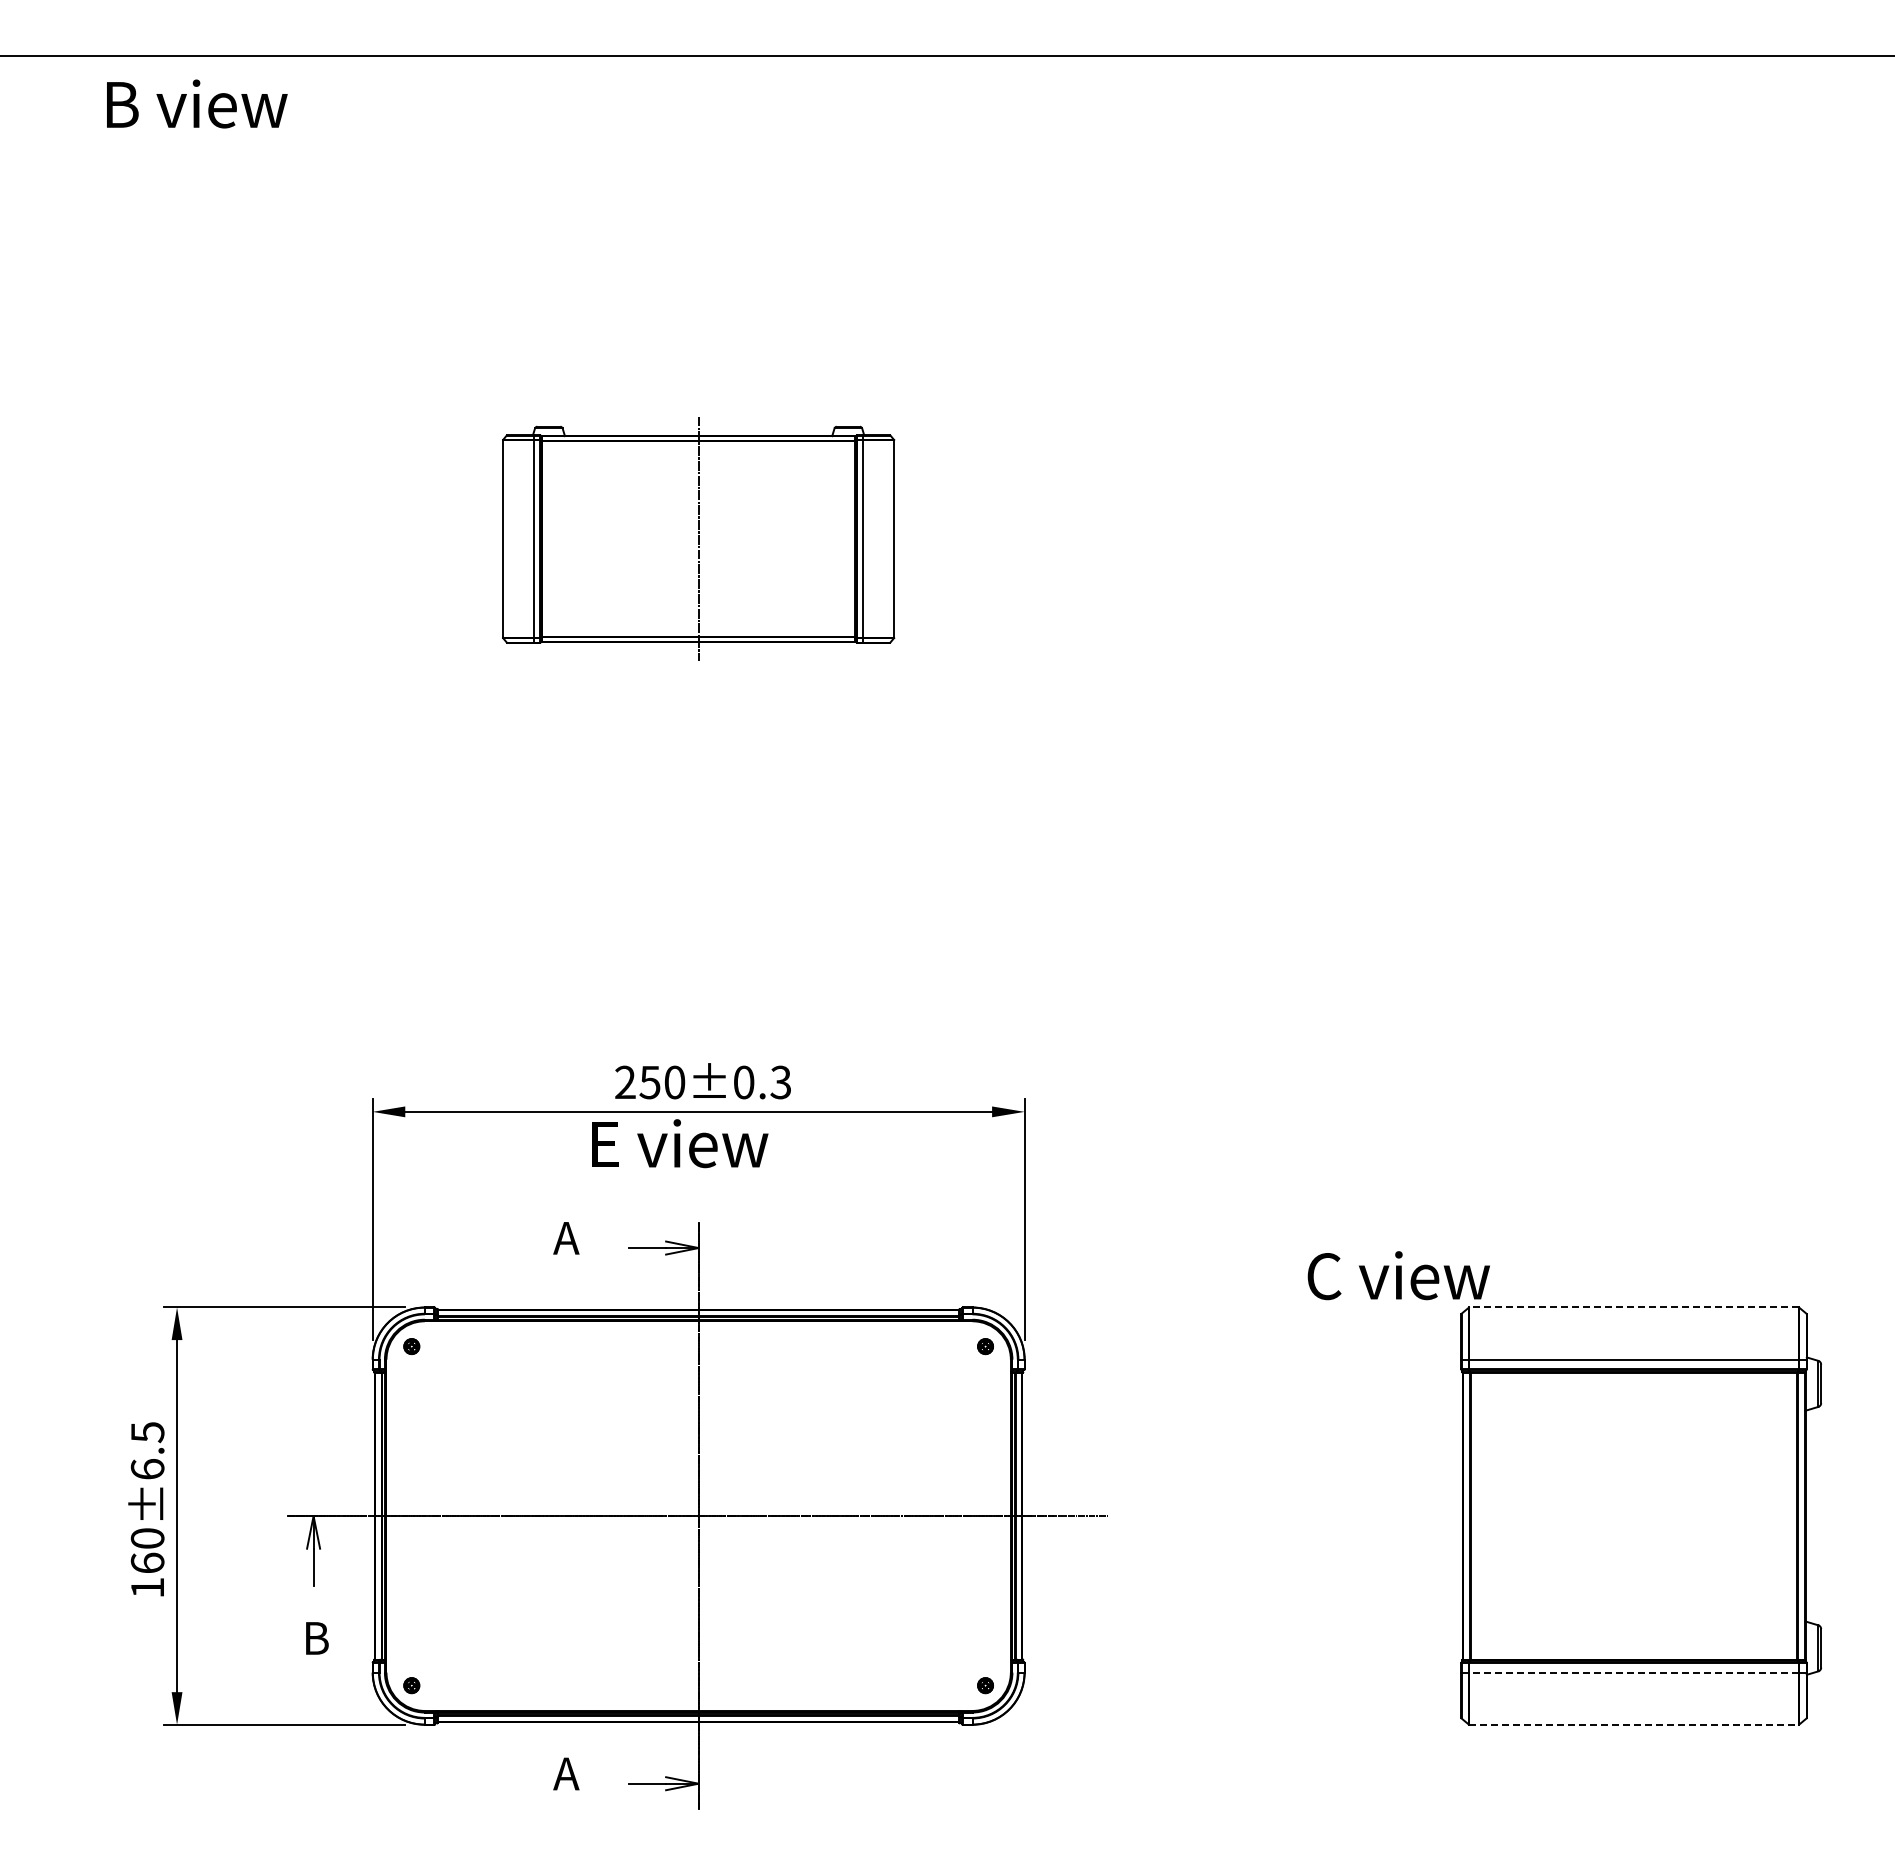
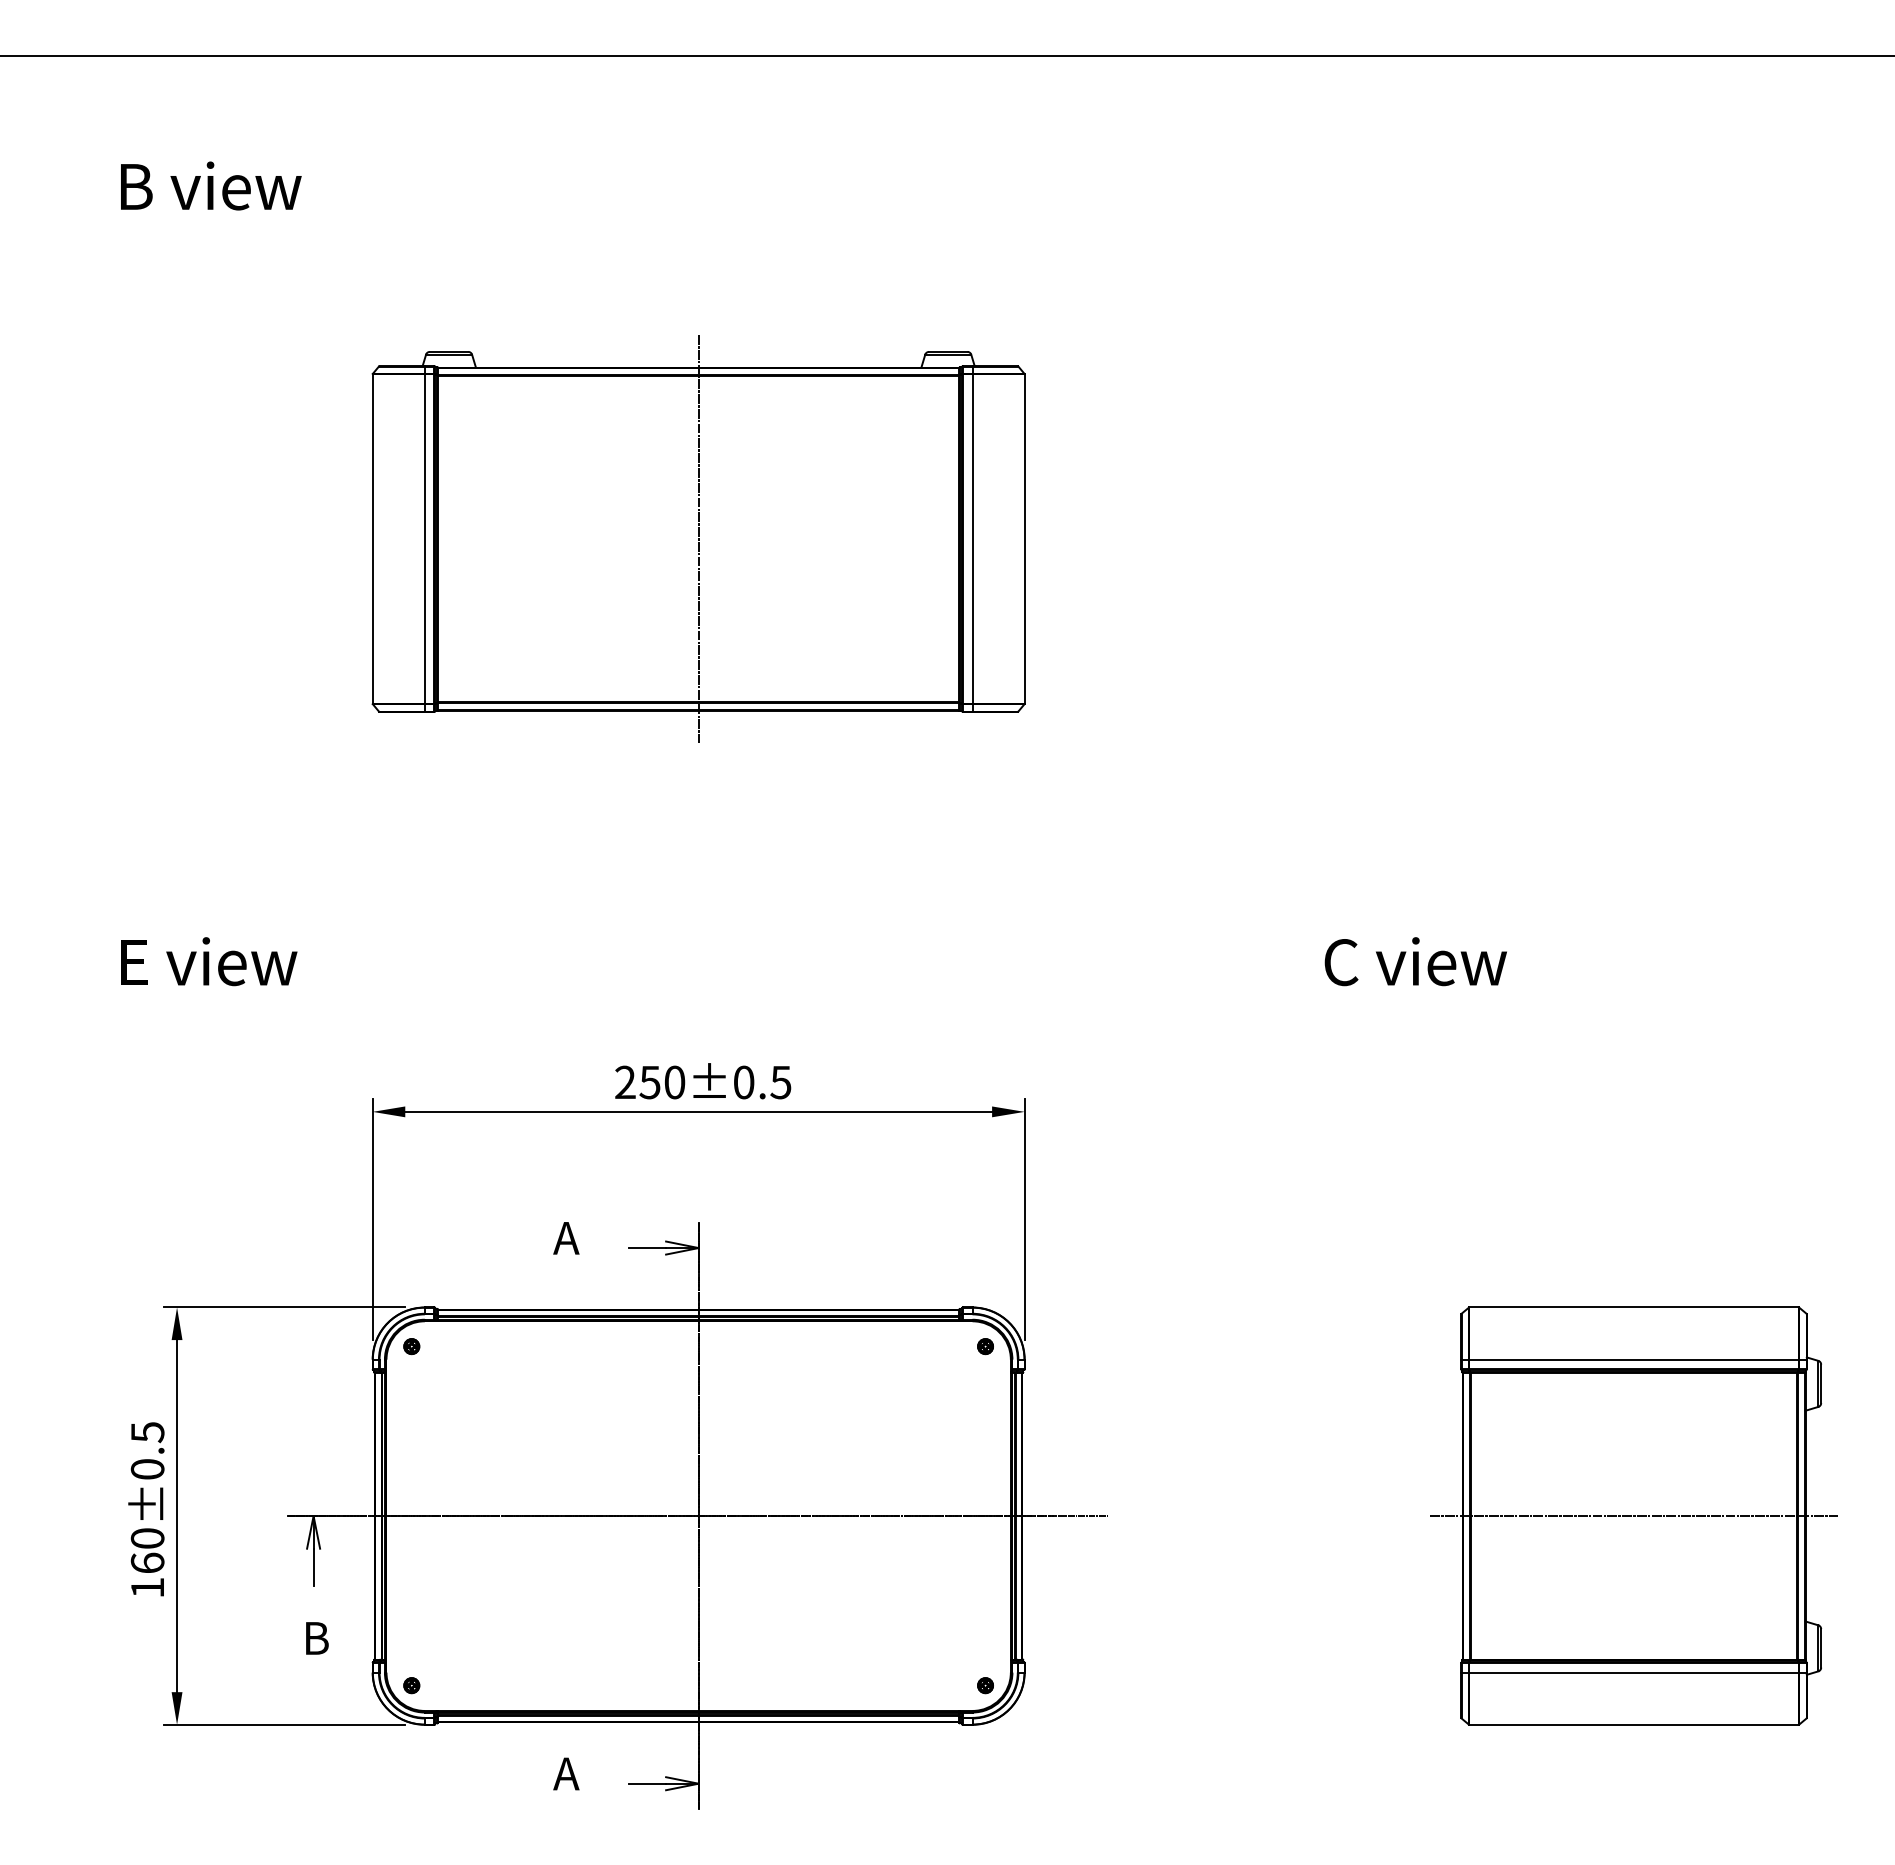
text position: (197, 103) -> (211, 185) (211, 185)
part size: 394x244 px -> 655x408 px (698, 538)
text: 250±0.3 -> 250±0.5 (780, 1082)
text position: (680, 1143) -> (209, 961) (209, 961)
text position: (1398, 1275) -> (1415, 961) (1415, 961)
line: dashed -> solid (1634, 1307)
text: 160±6.5 -> 160±0.5 (147, 1469)
line: none -> present (1633, 1516)
line: dashed -> solid (1634, 1672)
line: dashed -> solid (1634, 1724)
